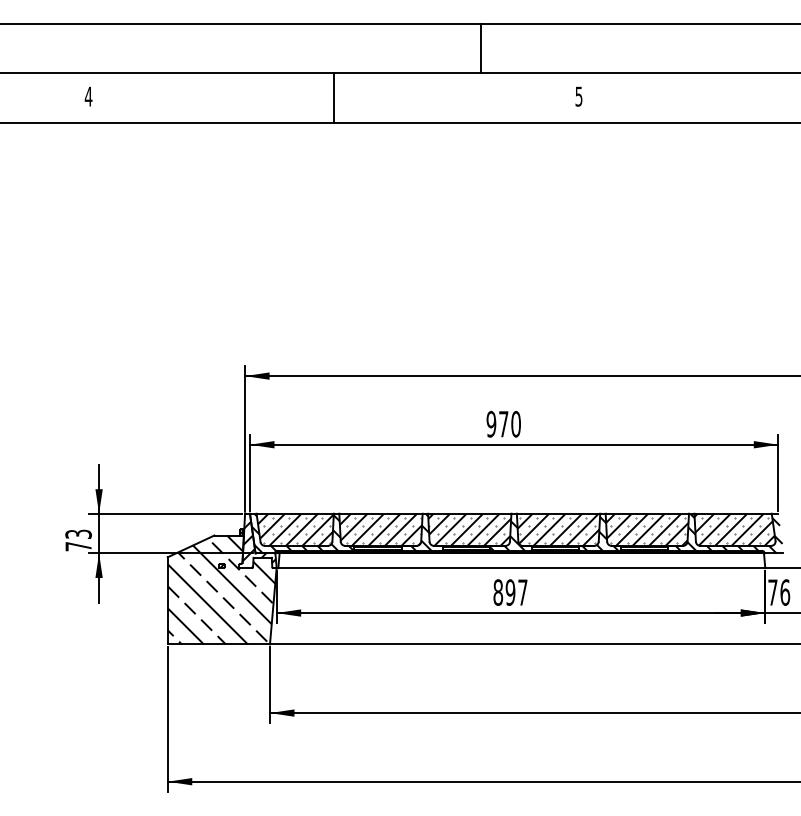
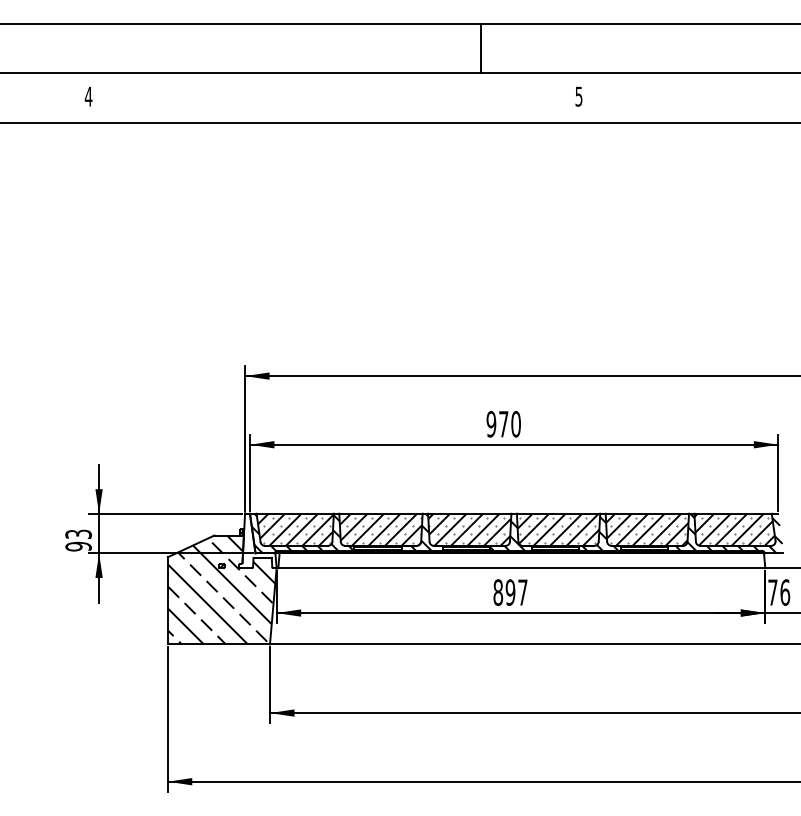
line: present -> none (333, 97)
hatch: present -> none (257, 544)
text: 73 -> 93 (78, 546)
